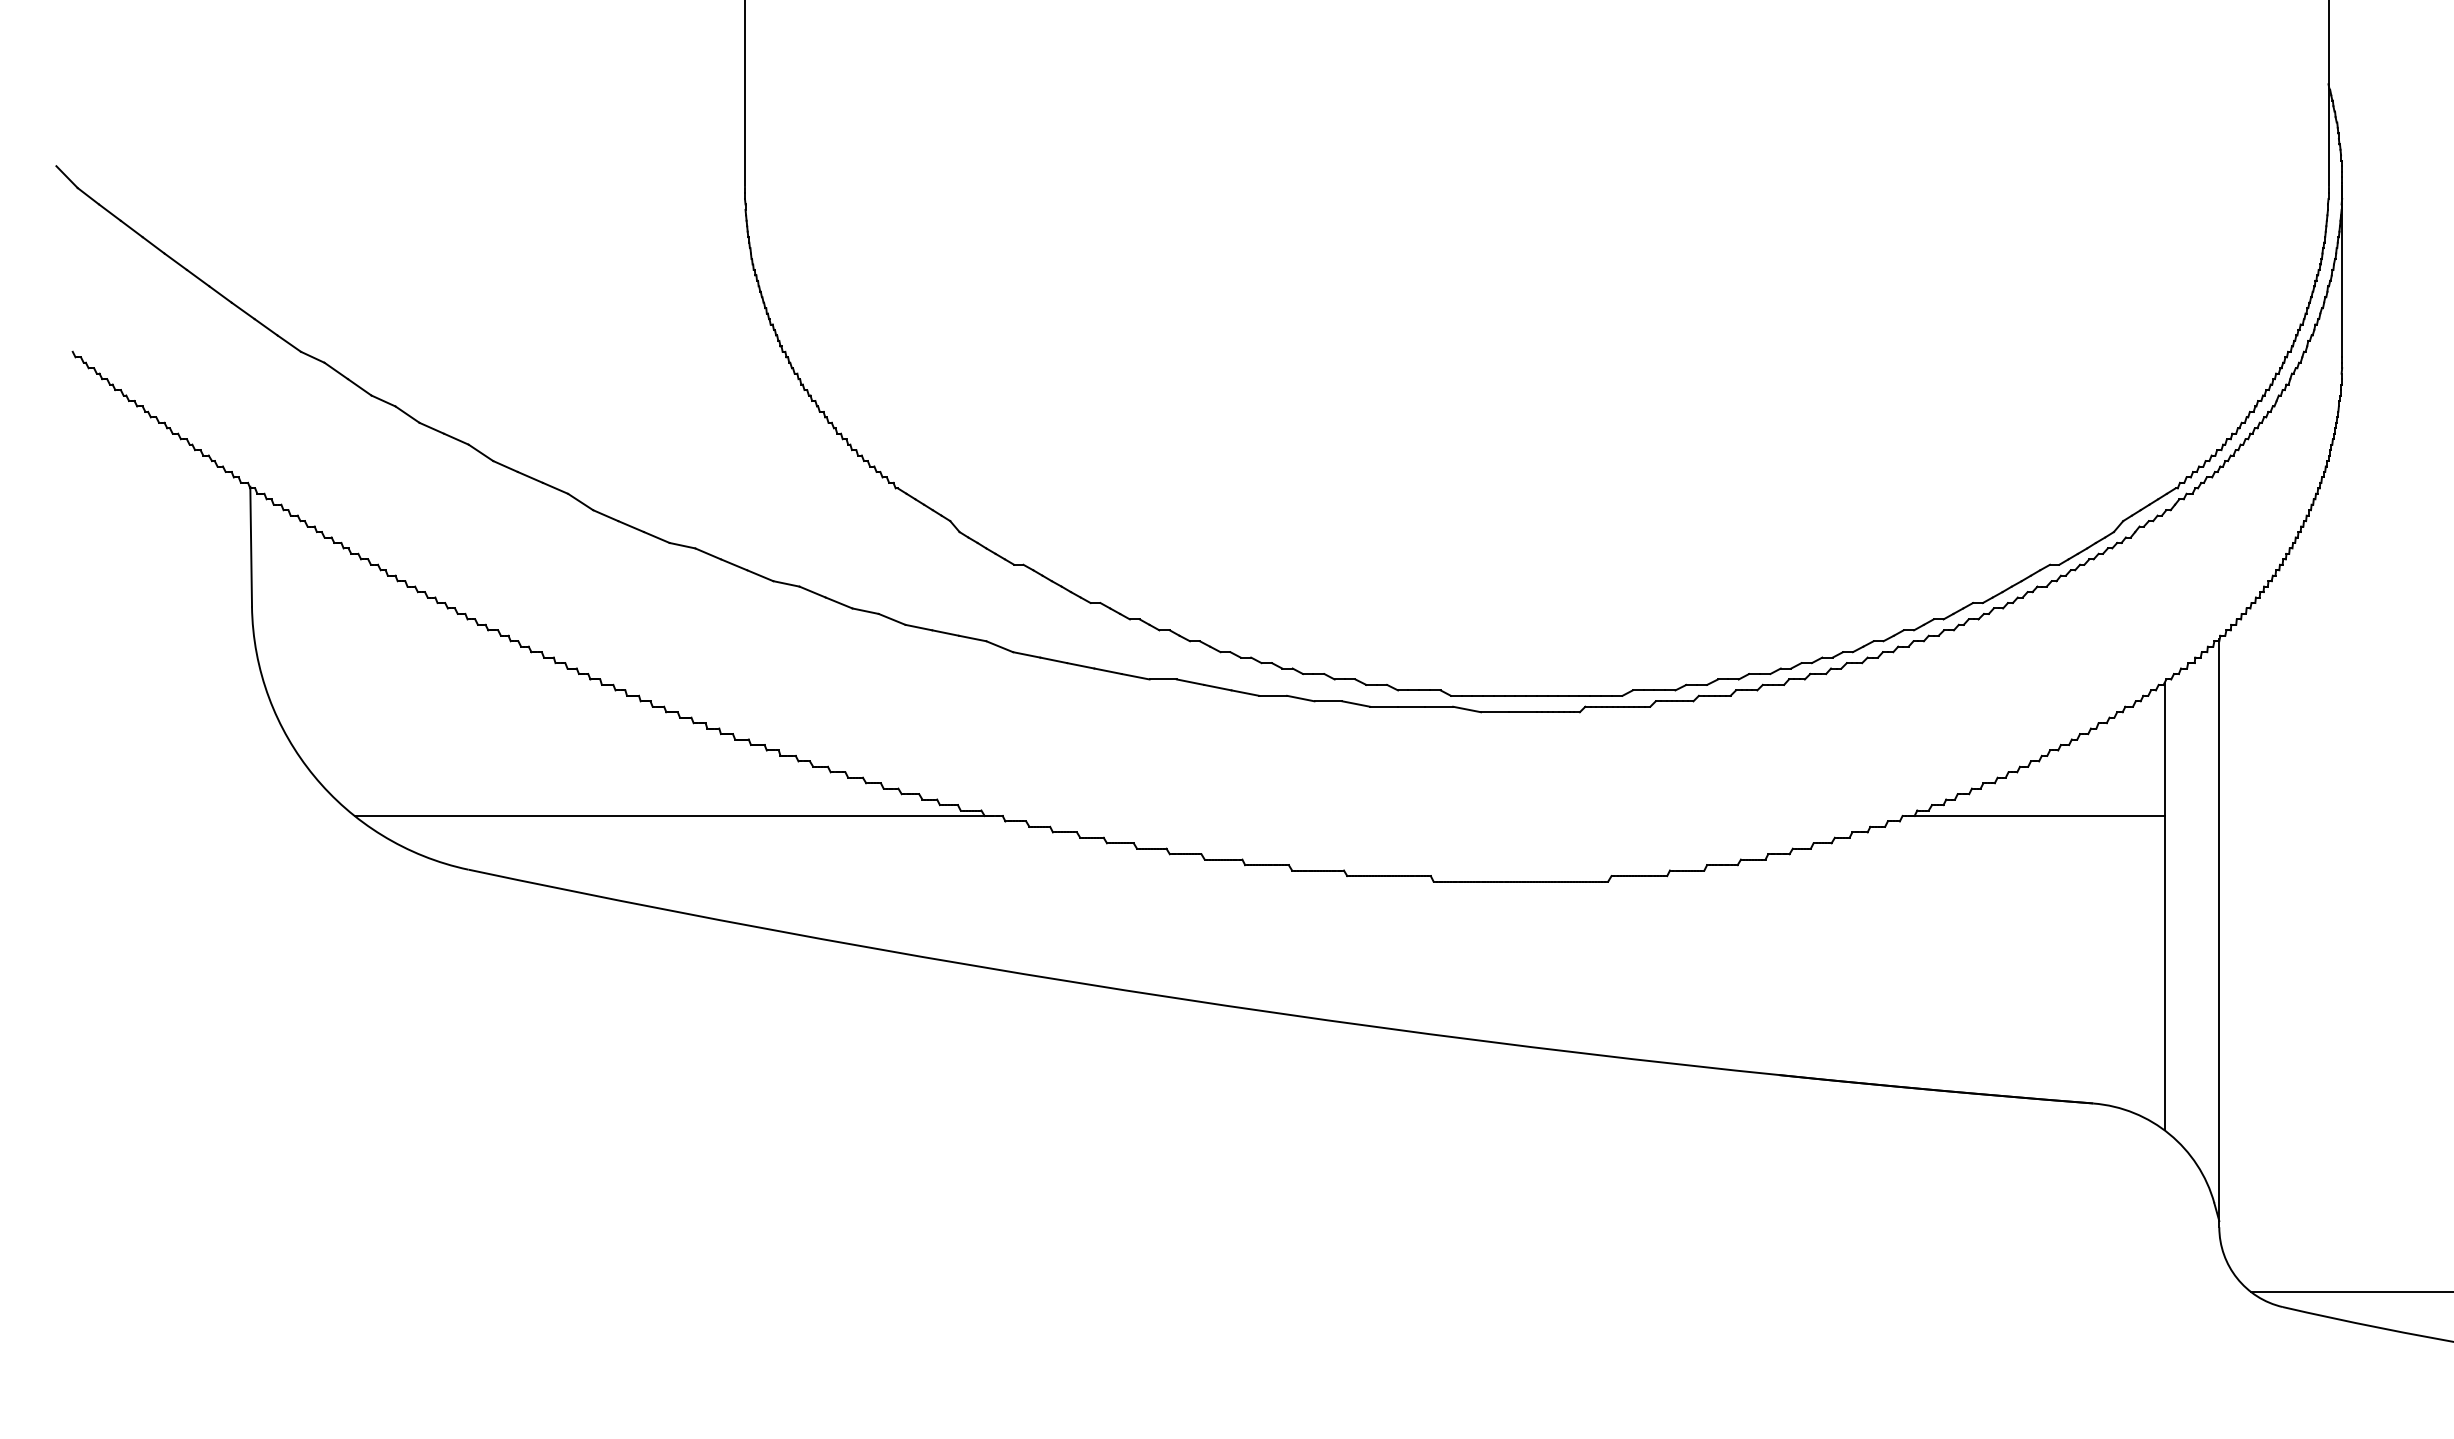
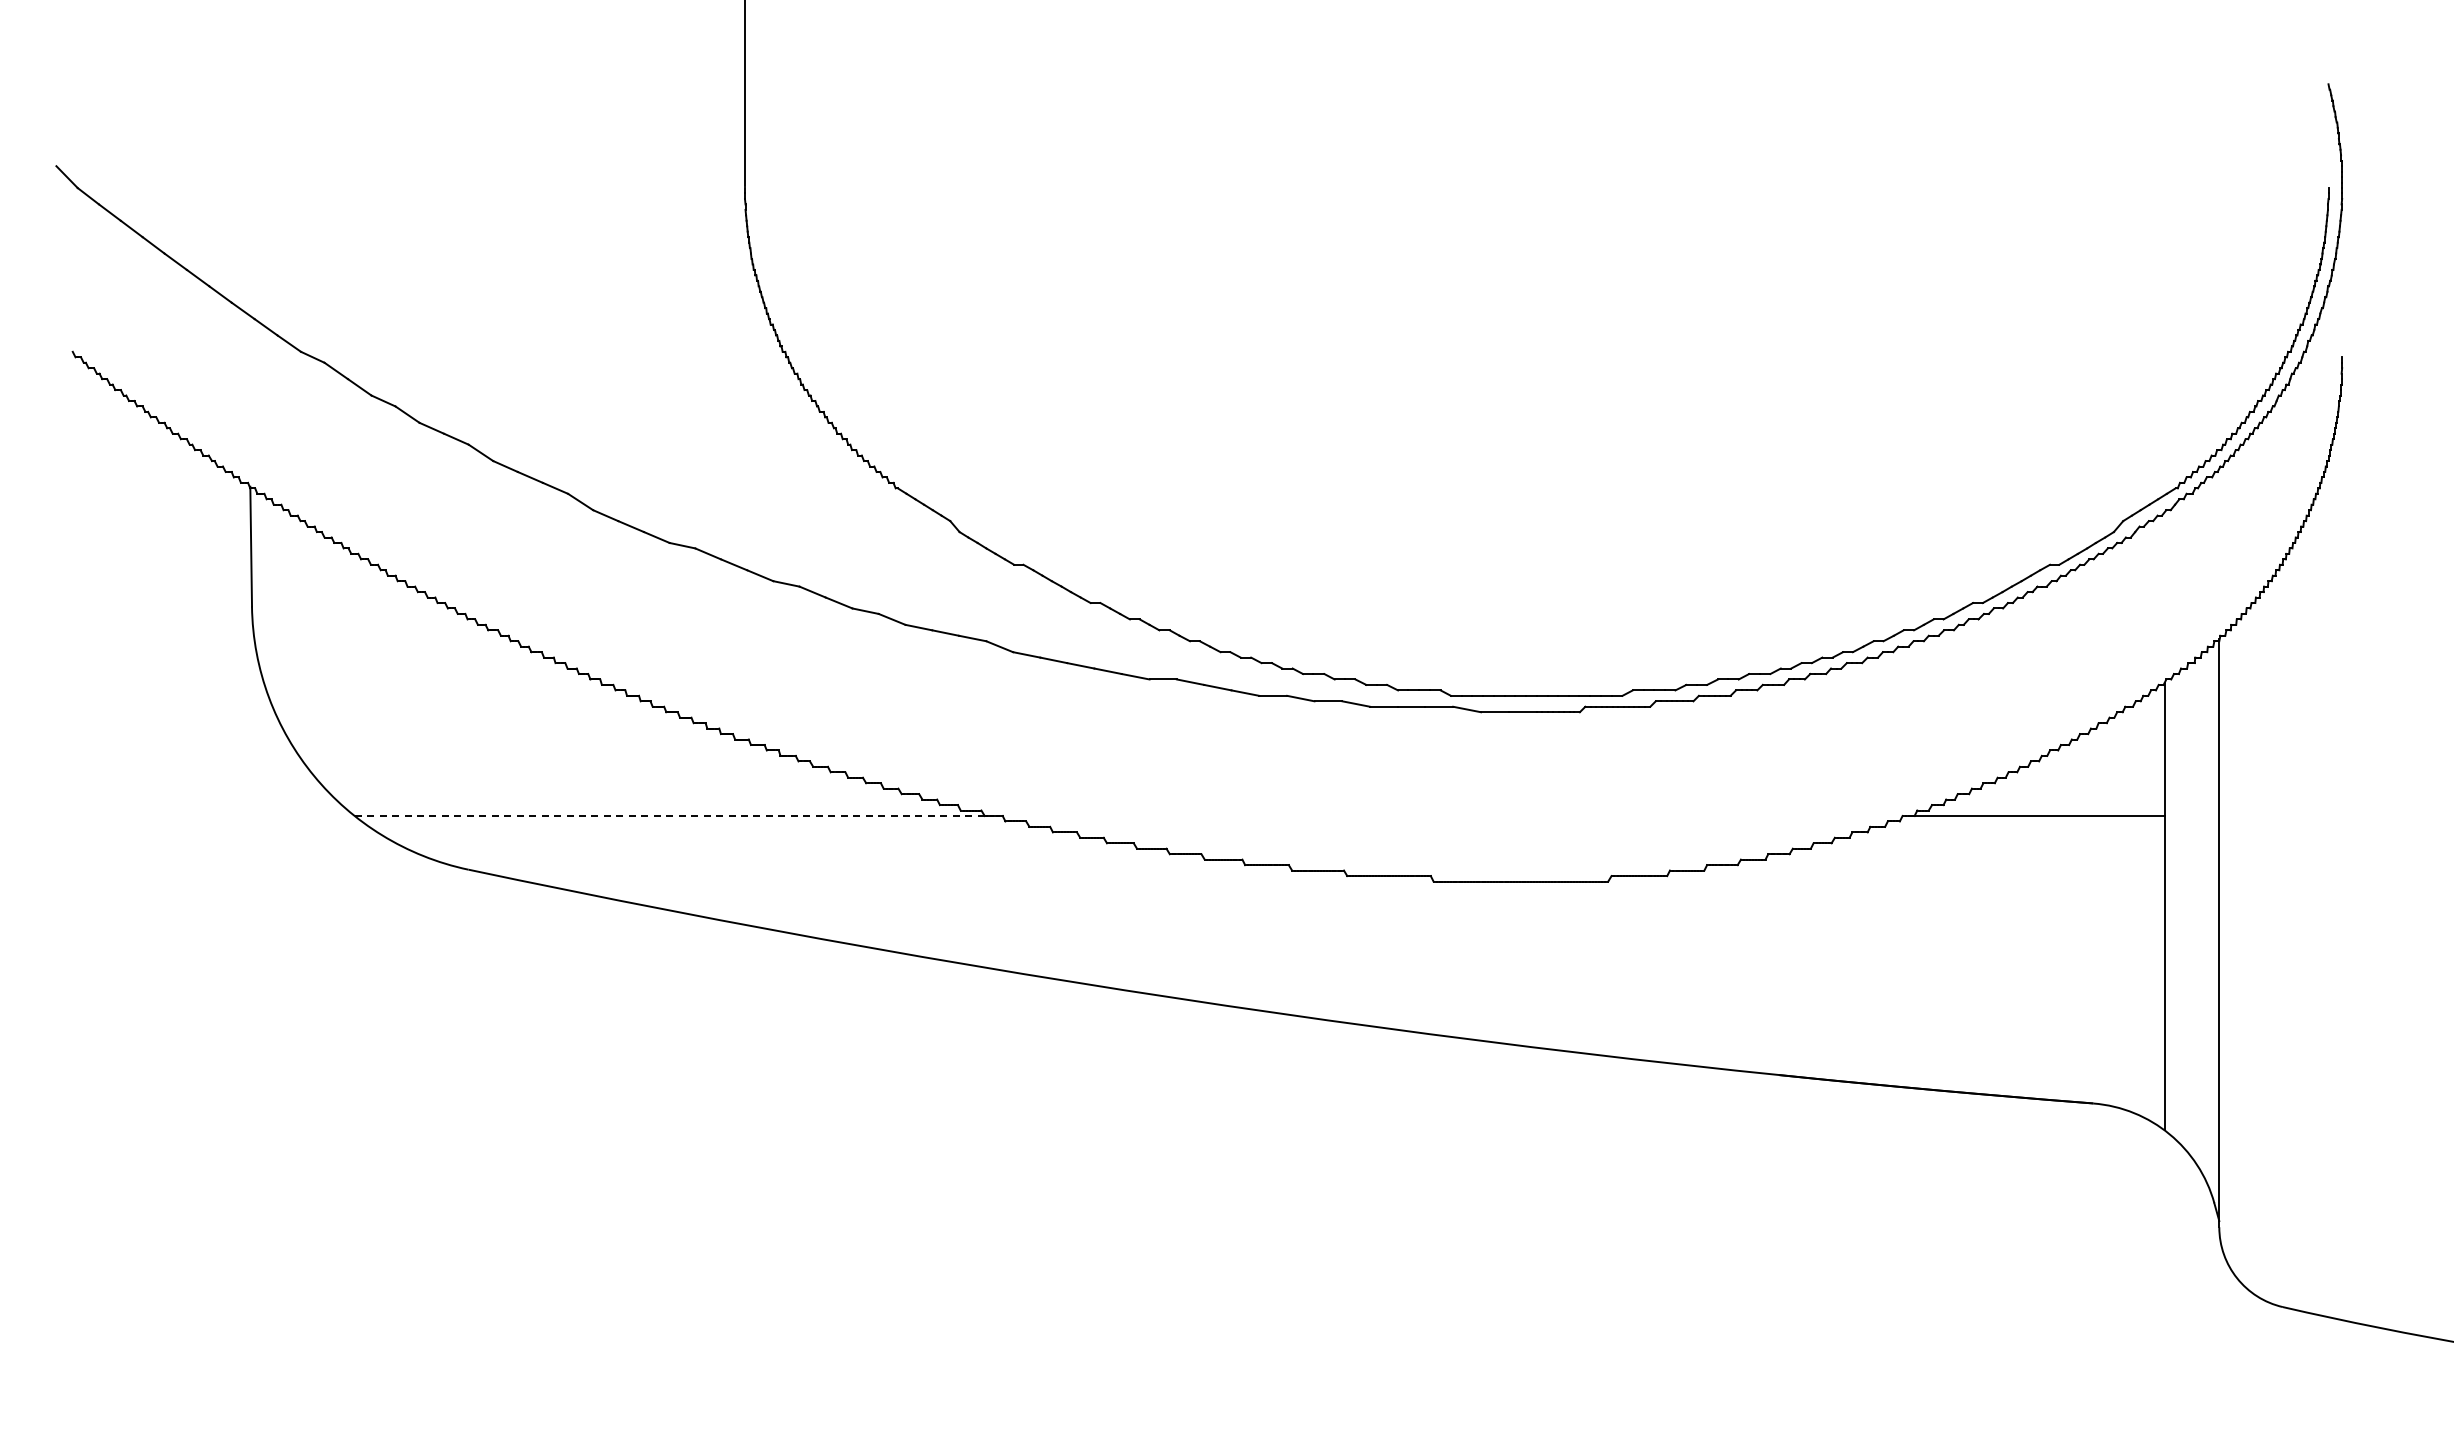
line: present -> none (2328, 94)
line: present -> none (2342, 271)
line: solid -> dashed (674, 815)
line: present -> none (2350, 1291)
